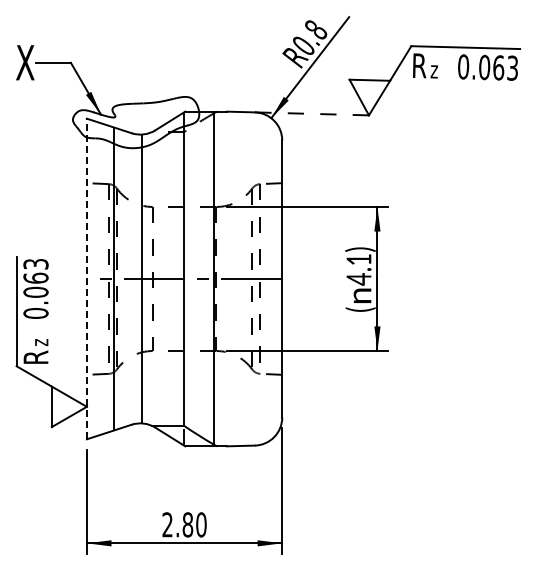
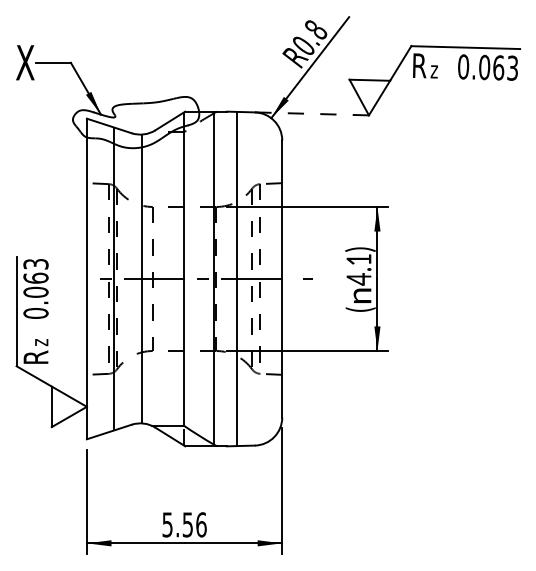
line: dashed -> solid (86, 278)
line: none -> present (237, 278)
line: none -> present (307, 278)
text: 2.80 -> 5.56 (184, 524)
